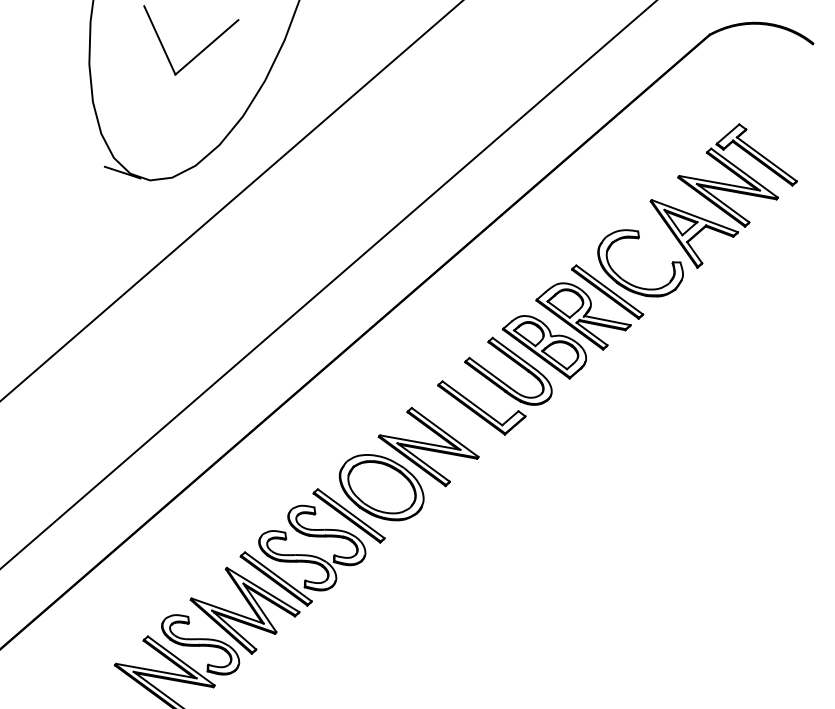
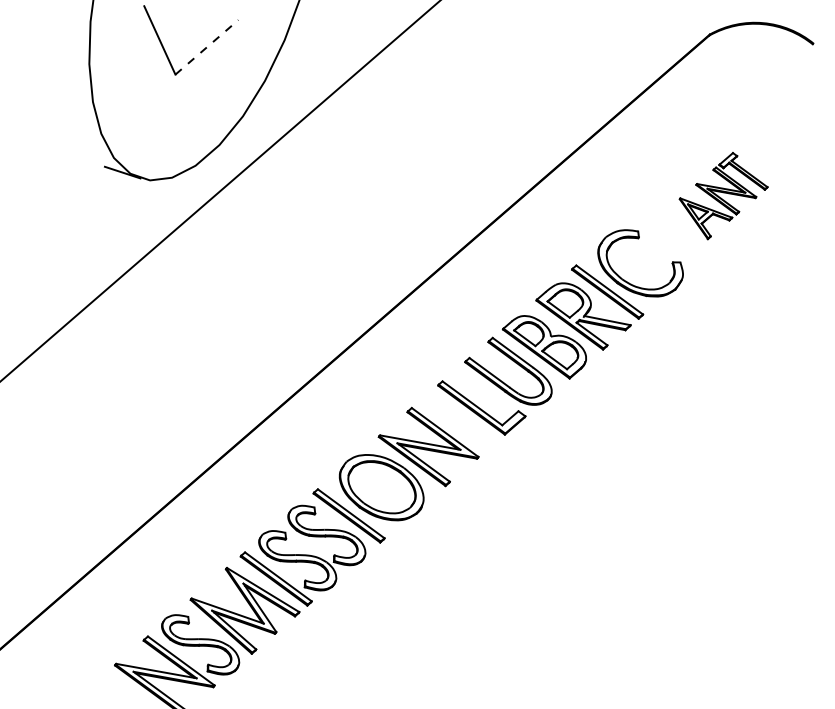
line: solid -> dashed (206, 47)
part size: 149x146 px -> 91x89 px (723, 196)
line position: (231, 200) -> (220, 190) (220, 190)
line: present -> none (328, 284)
